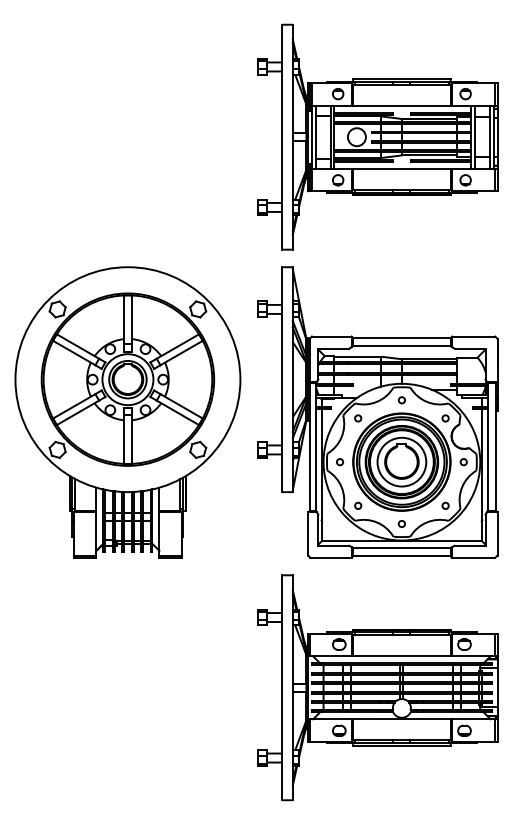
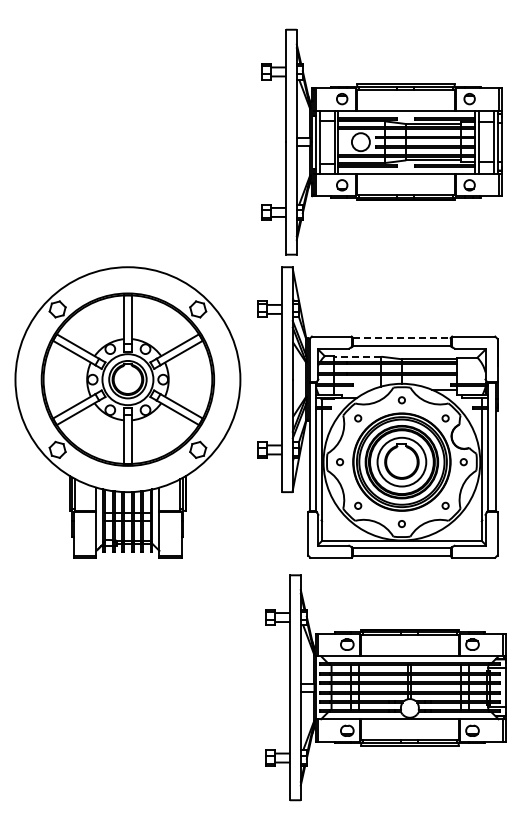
part position: (377, 136) -> (381, 141) (381, 141)
line: solid -> dashed (401, 338)
line: solid -> dashed (357, 356)
part position: (377, 687) -> (385, 687) (385, 687)
